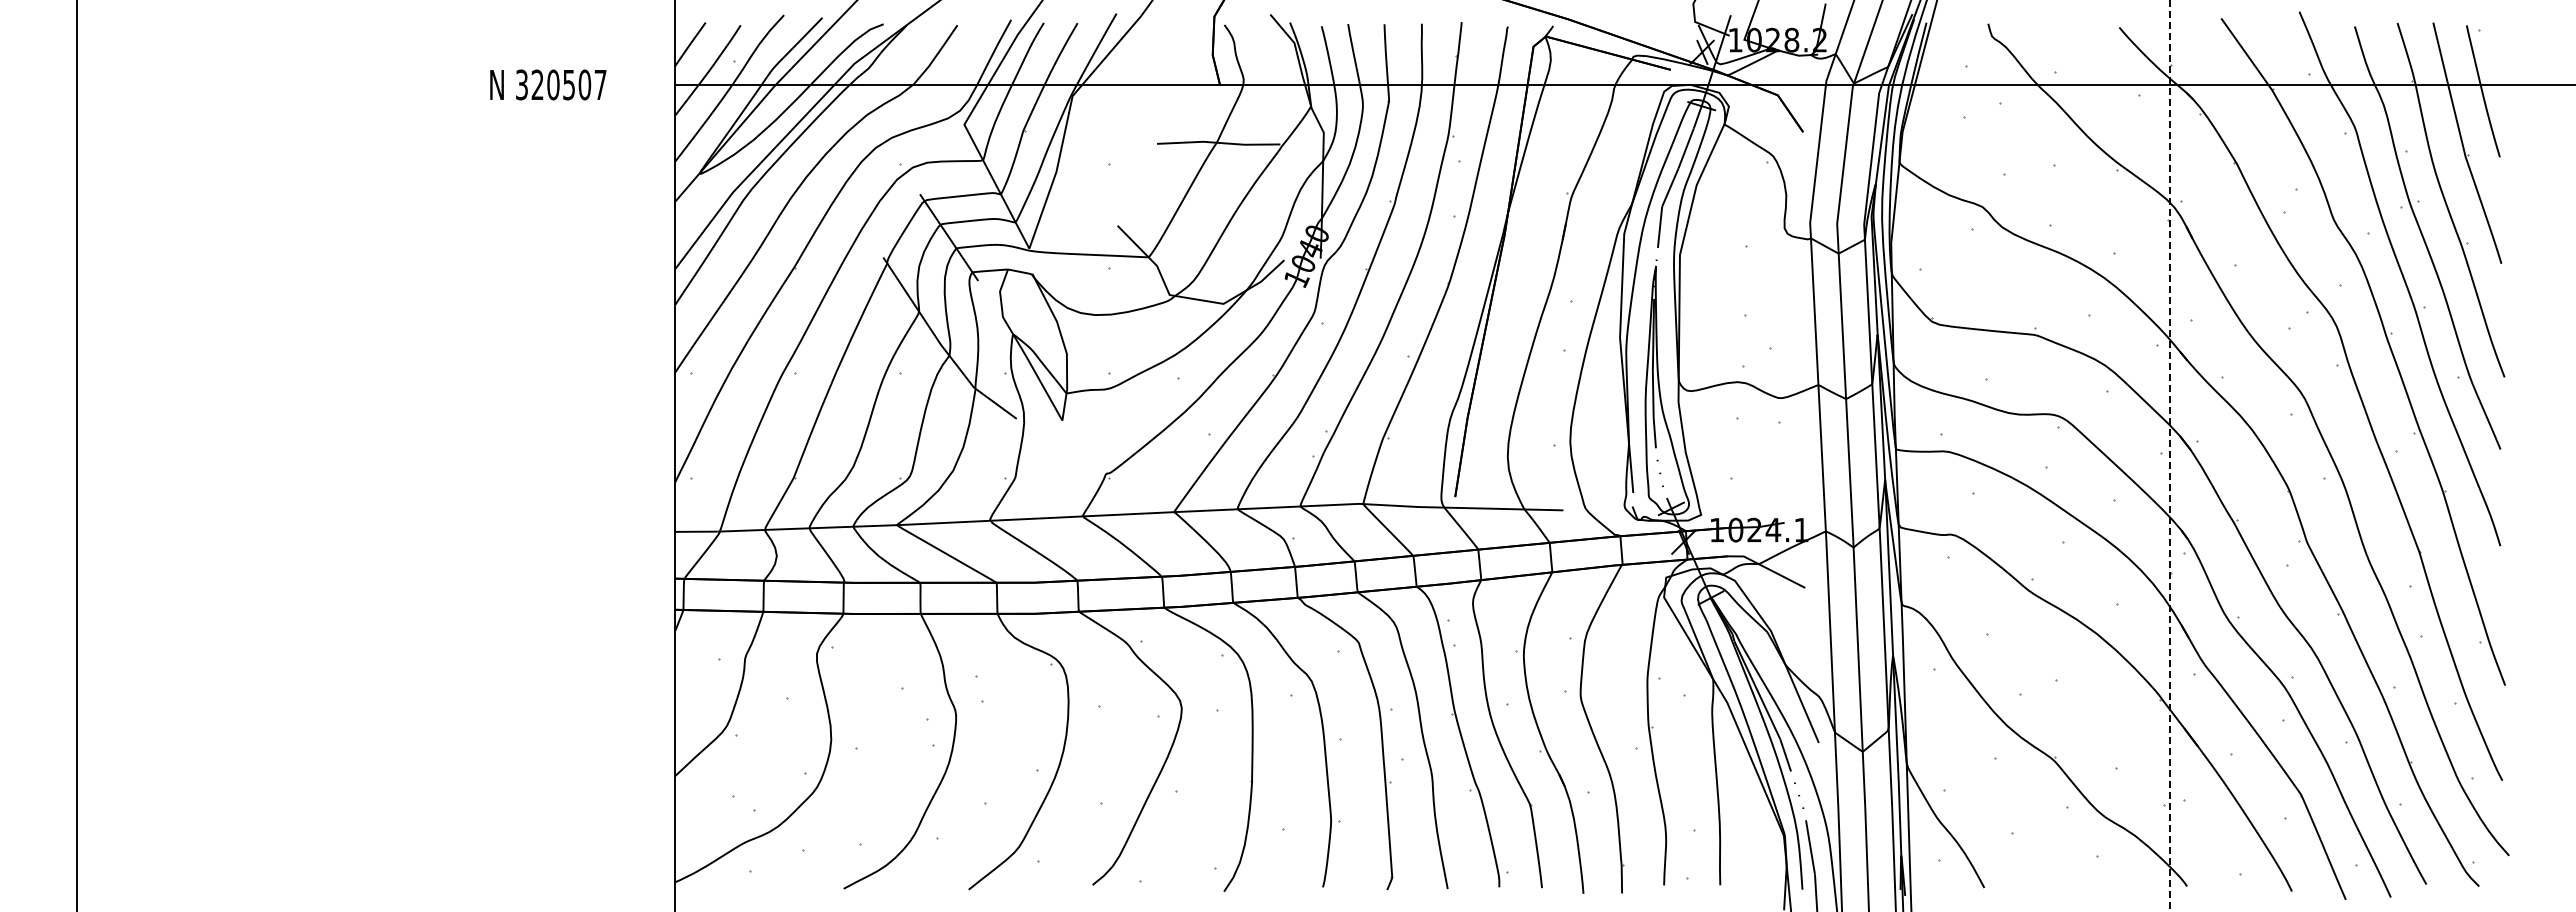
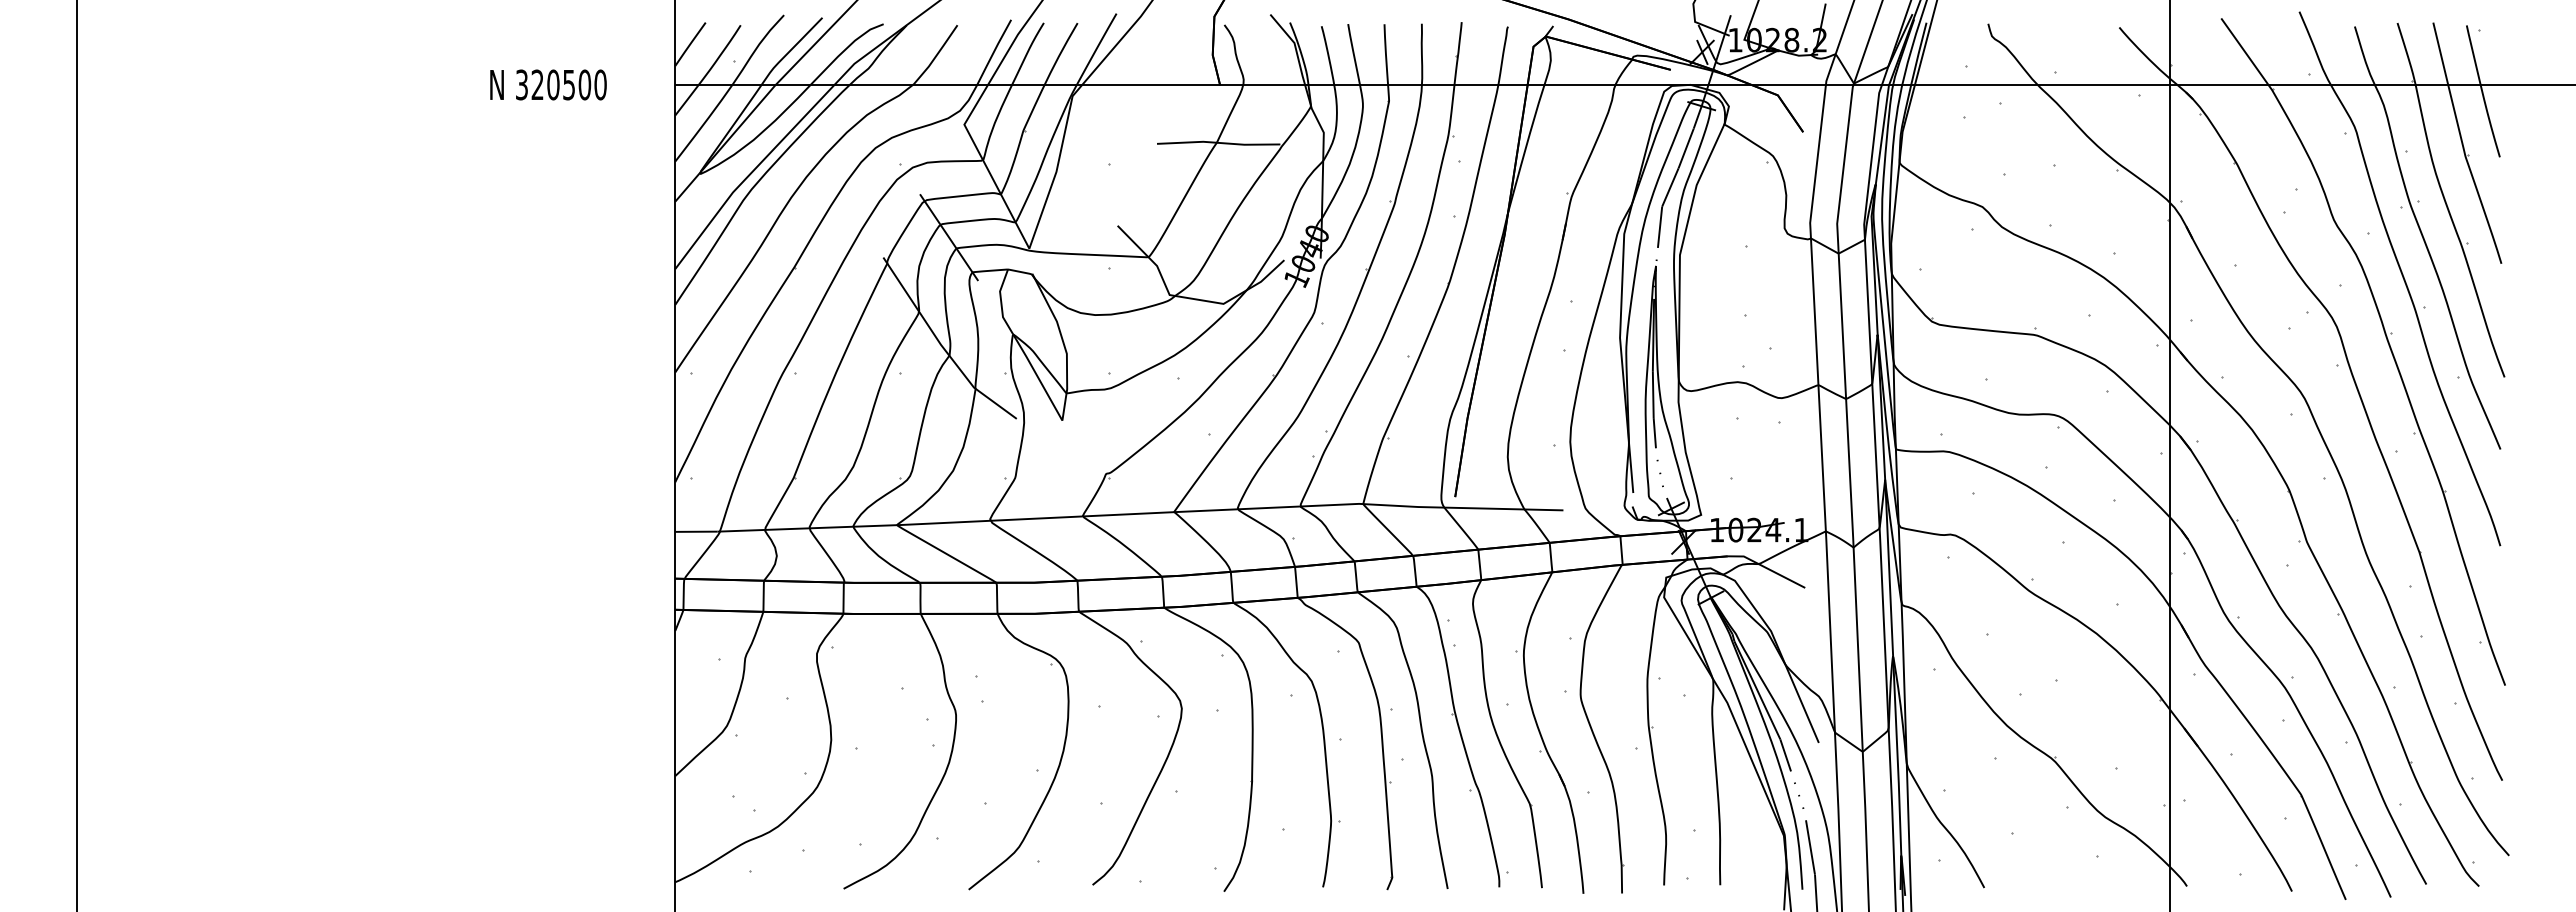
text: 320507 -> 320500 (600, 84)
line: dashed -> solid (2170, 454)
